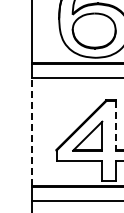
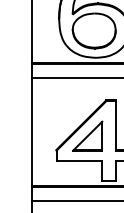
line: dashed -> solid (115, 125)
line: dashed -> solid (31, 132)
